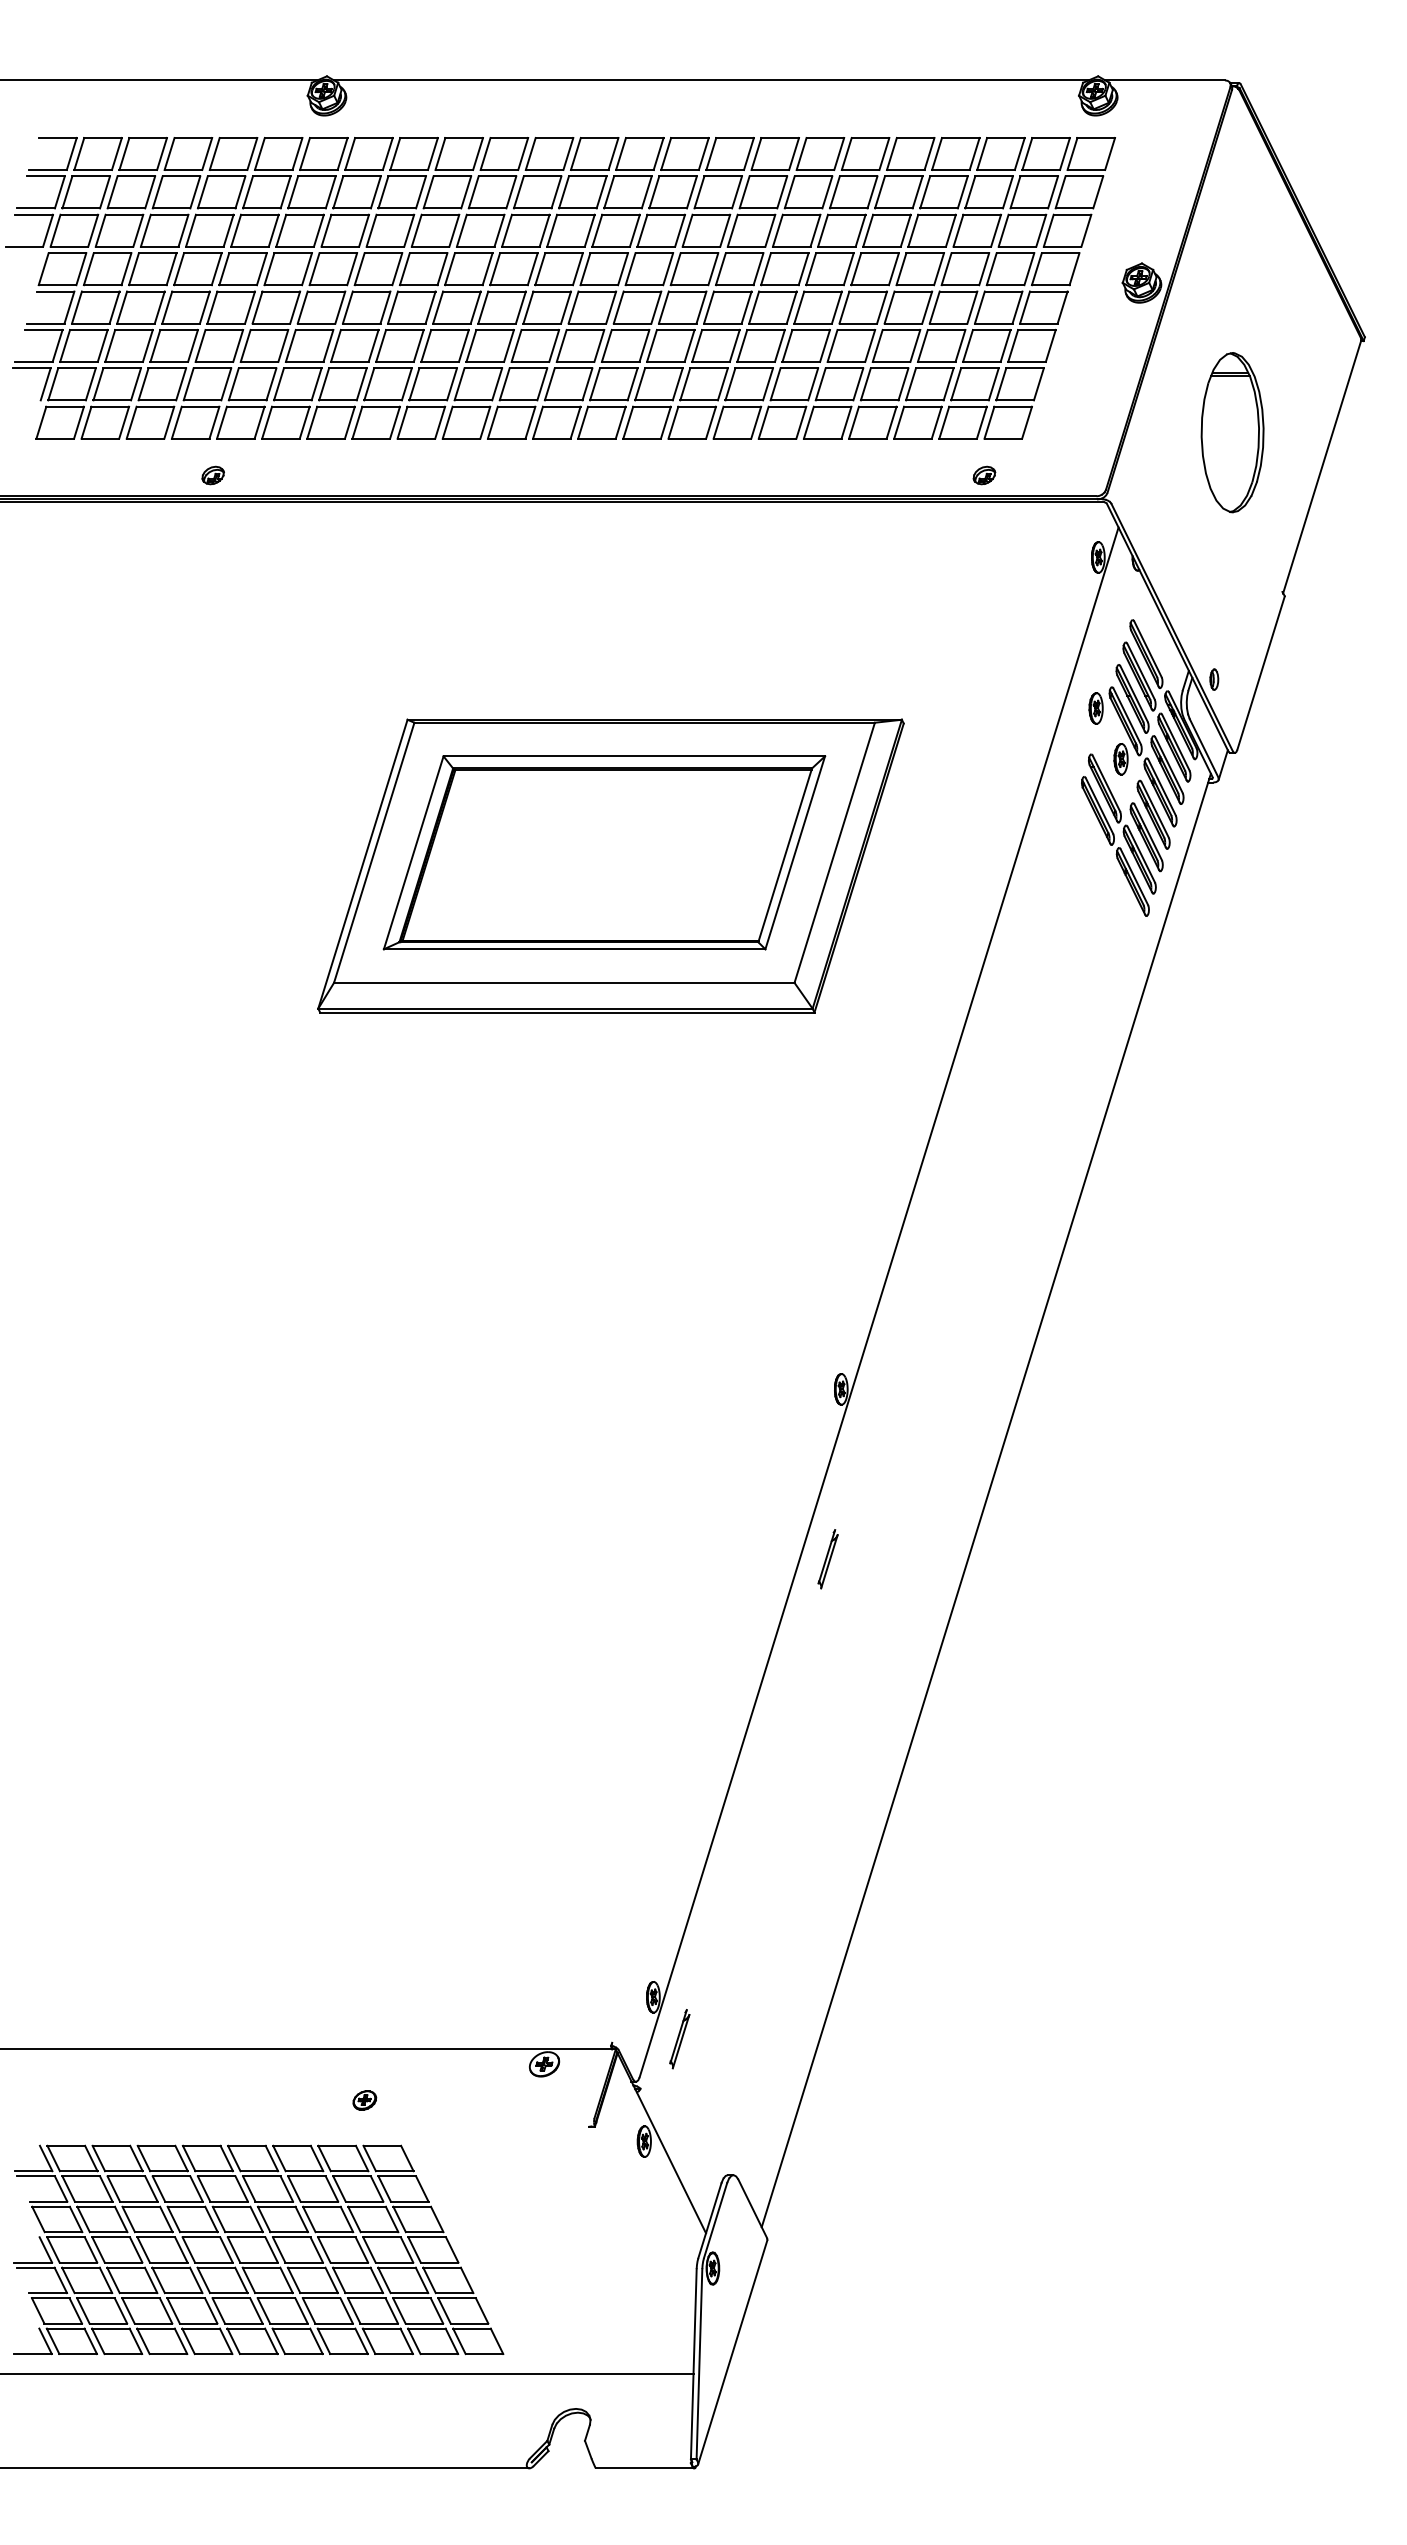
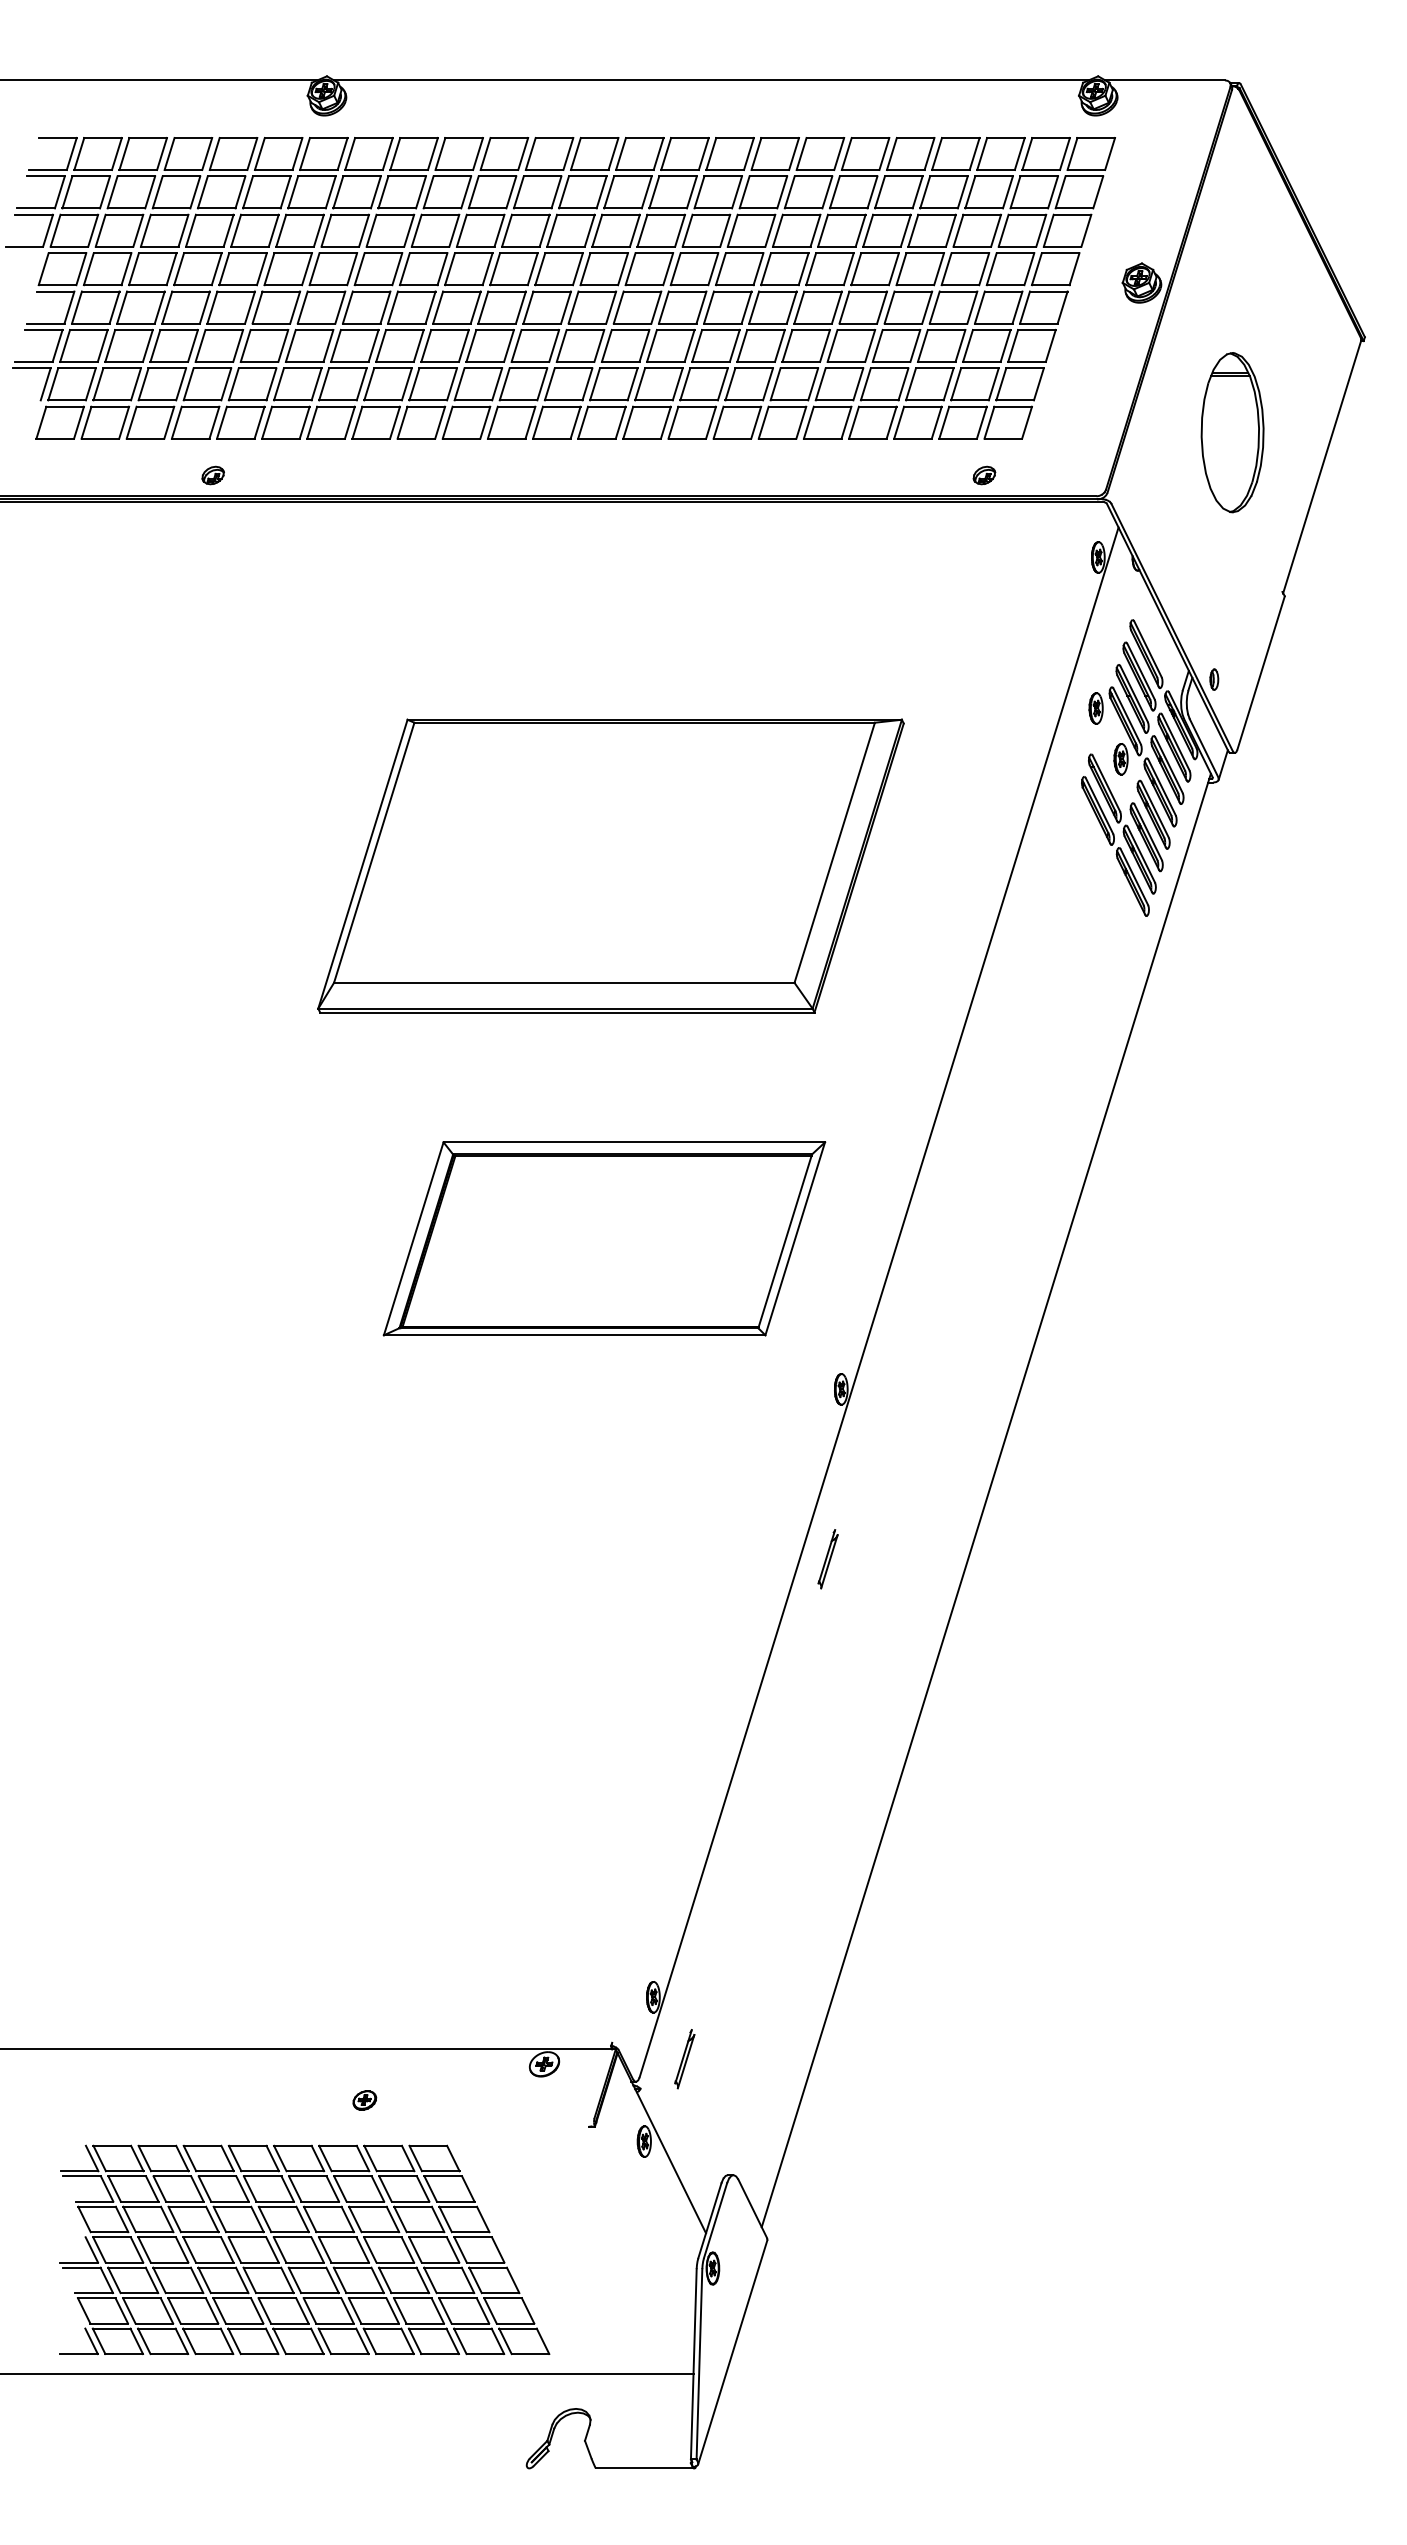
part position: (604, 852) -> (604, 1238) (604, 1238)
part position: (679, 2039) -> (684, 2059) (684, 2059)
part position: (258, 2249) -> (304, 2249) (304, 2249)
line: present -> none (265, 2468)
